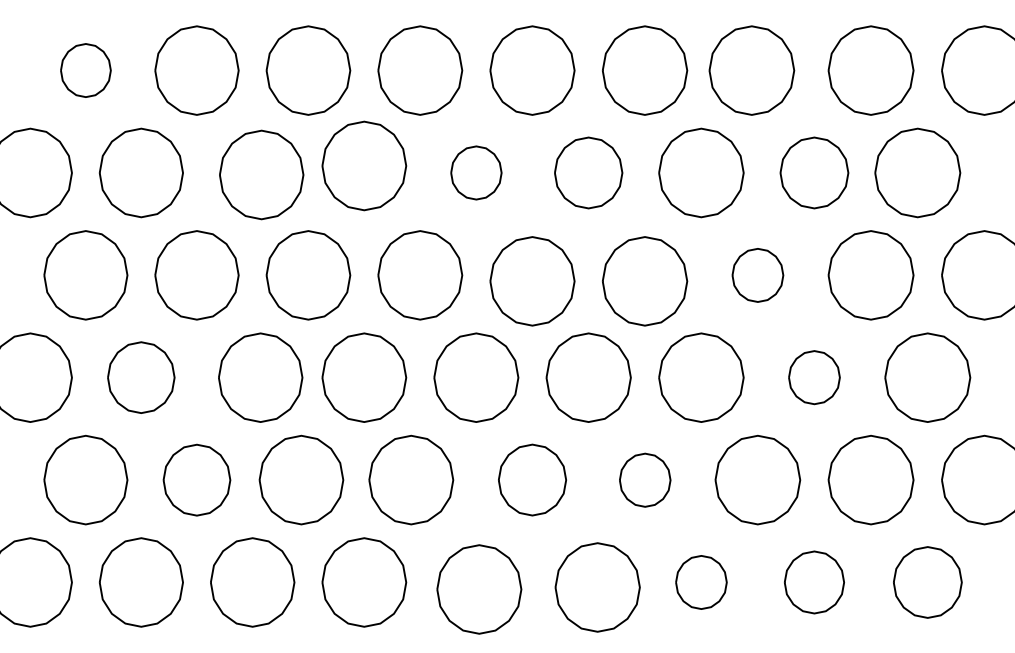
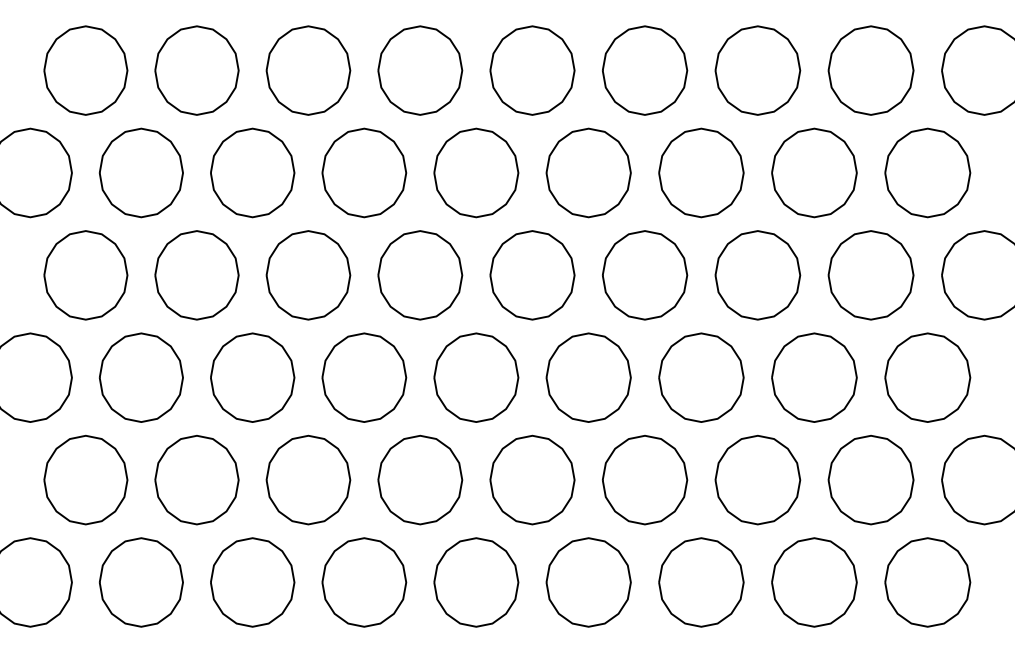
part size: 52x55 px -> 86x91 px (85, 70)
part position: (751, 70) -> (757, 70) (757, 70)
part position: (364, 165) -> (364, 172) (364, 172)
part size: 53x56 px -> 87x92 px (476, 172)
part size: 70x74 px -> 87x92 px (588, 172)
part size: 71x74 px -> 87x92 px (814, 172)
part position: (917, 172) -> (927, 172) (927, 172)
part position: (261, 174) -> (252, 172) (252, 172)
part size: 54x55 px -> 88x91 px (757, 275)
part position: (532, 281) -> (532, 275) (532, 275)
part position: (645, 281) -> (645, 275) (645, 275)
part size: 69x73 px -> 86x91 px (140, 377)
part position: (260, 377) -> (252, 377) (252, 377)
part size: 53x56 px -> 87x91 px (814, 377)
part size: 70x74 px -> 86x91 px (196, 480)
part position: (301, 479) -> (308, 479) (308, 479)
part position: (411, 479) -> (420, 479) (420, 479)
part size: 69x74 px -> 87x92 px (532, 479)
part size: 53x56 px -> 87x91 px (645, 480)
part size: 53x55 px -> 87x91 px (701, 582)
part size: 61x65 px -> 87x91 px (814, 582)
part size: 70x73 px -> 88x91 px (927, 582)
part position: (597, 587) -> (588, 582) (588, 582)
part position: (479, 589) -> (476, 582) (476, 582)
